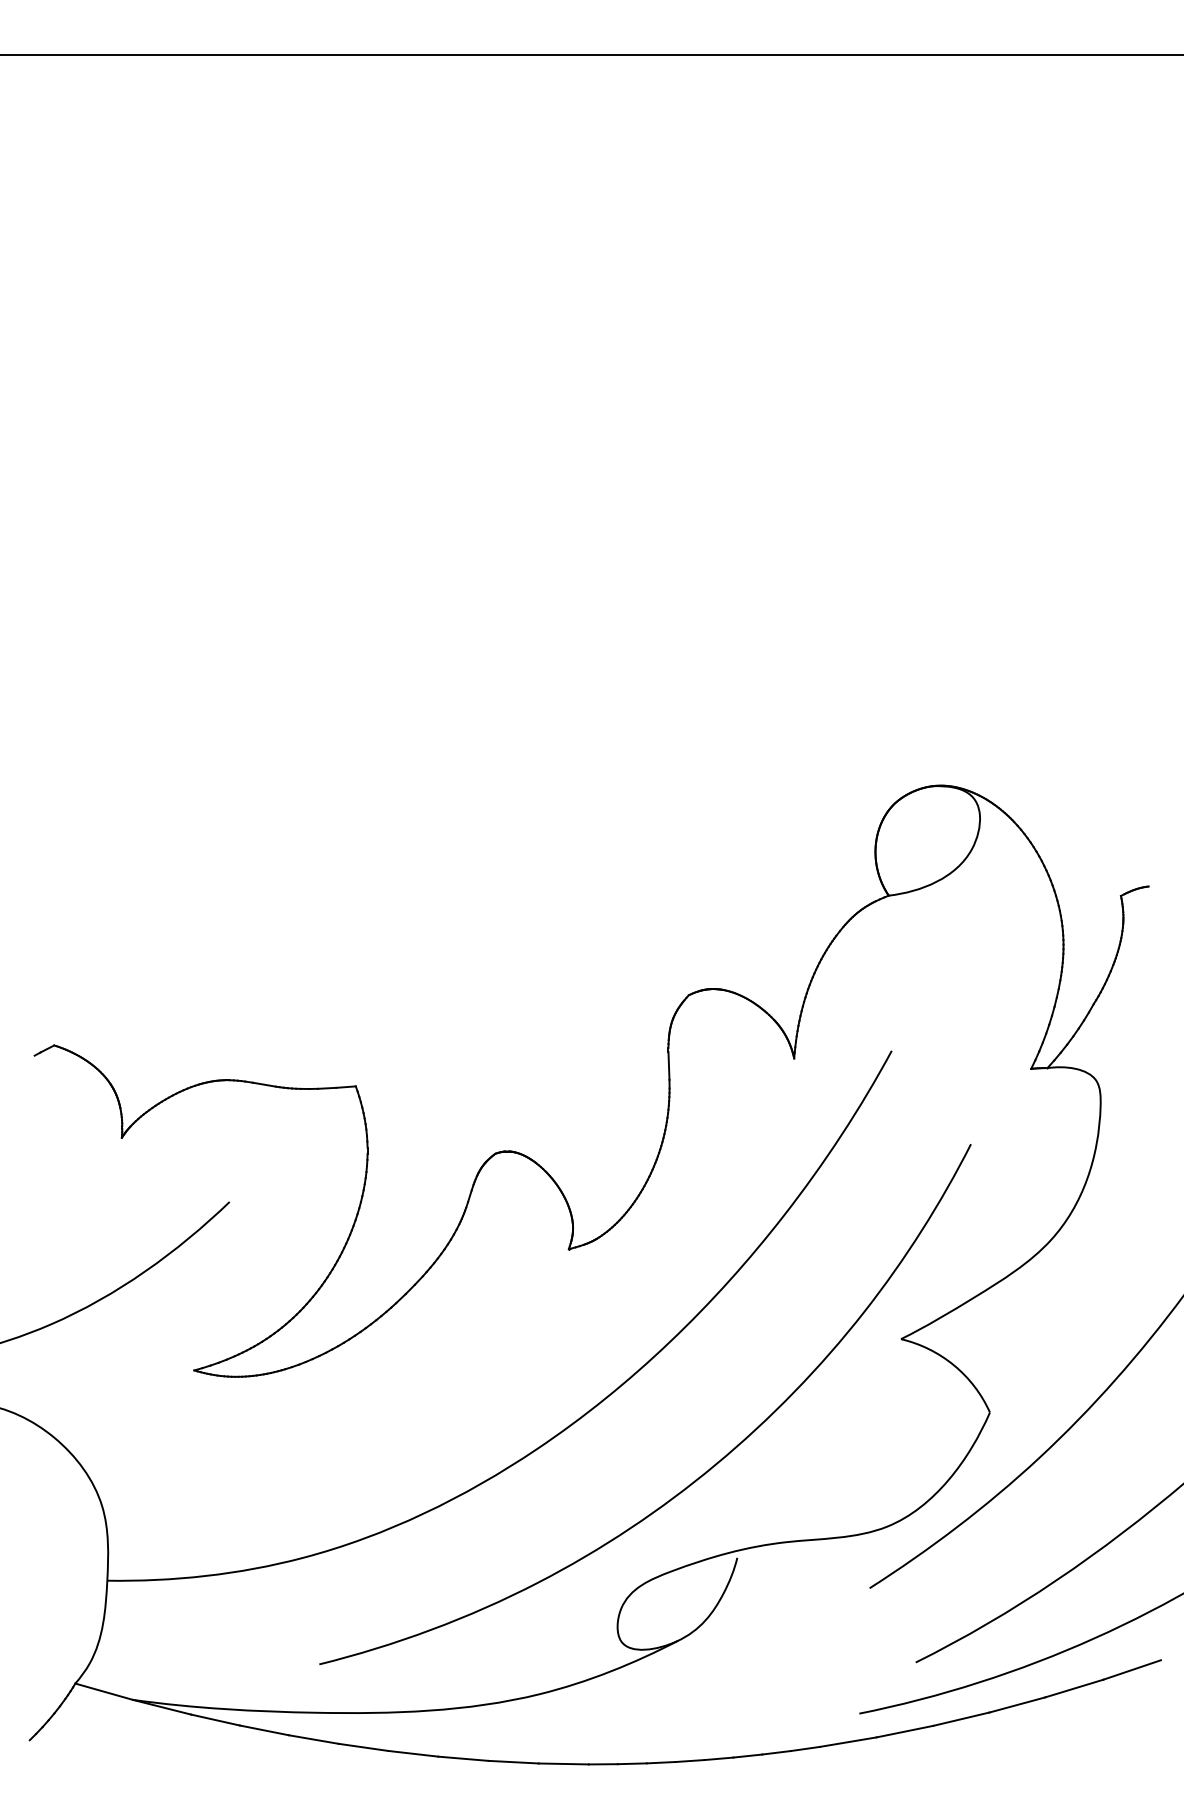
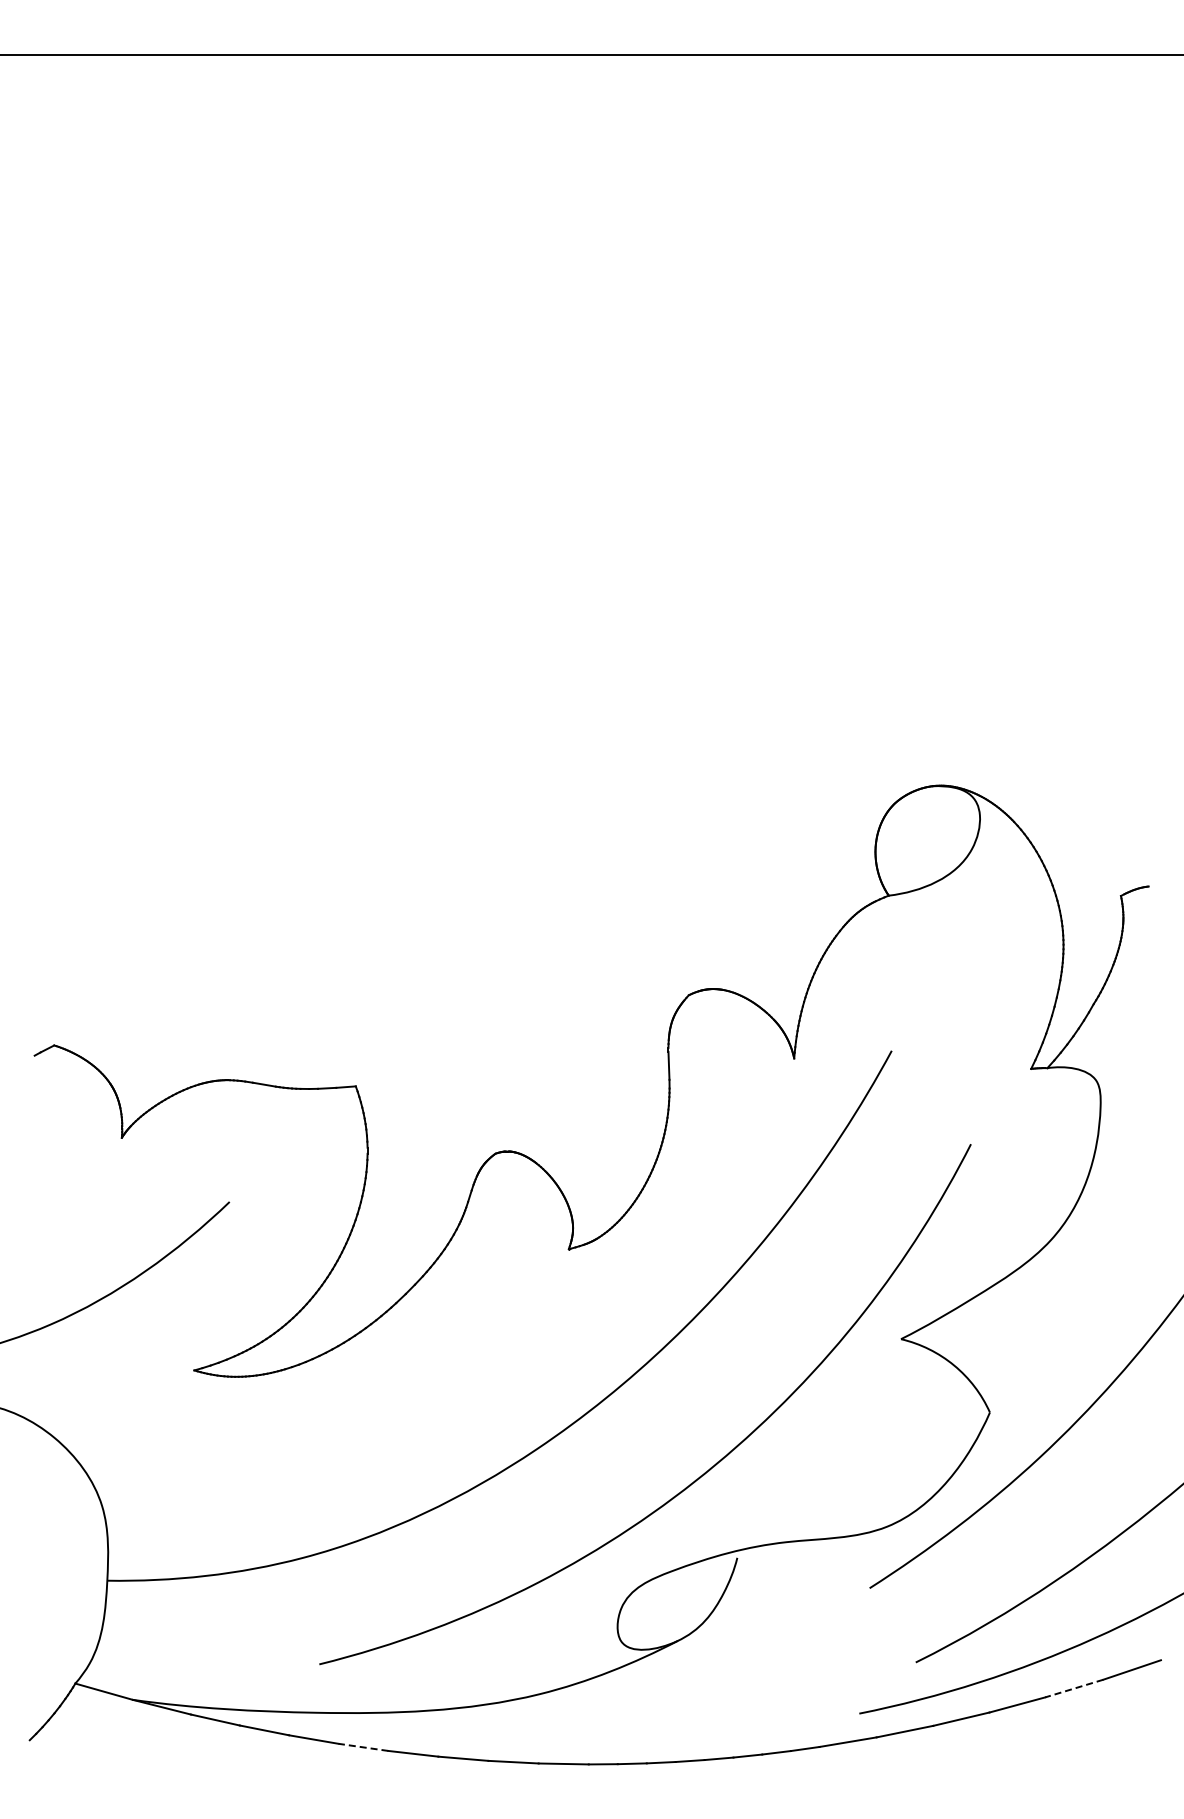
line: solid -> dashed (1073, 1688)
line: solid -> dashed (363, 1747)
